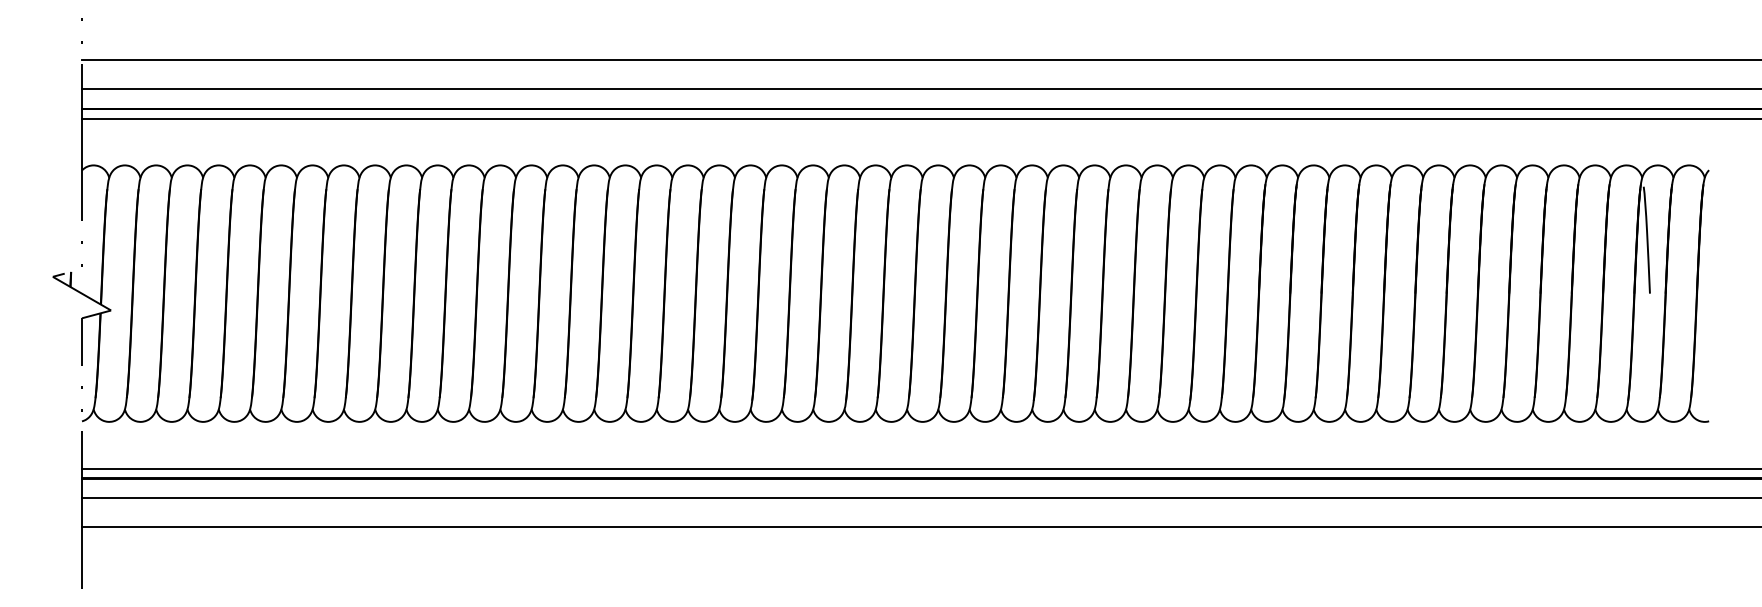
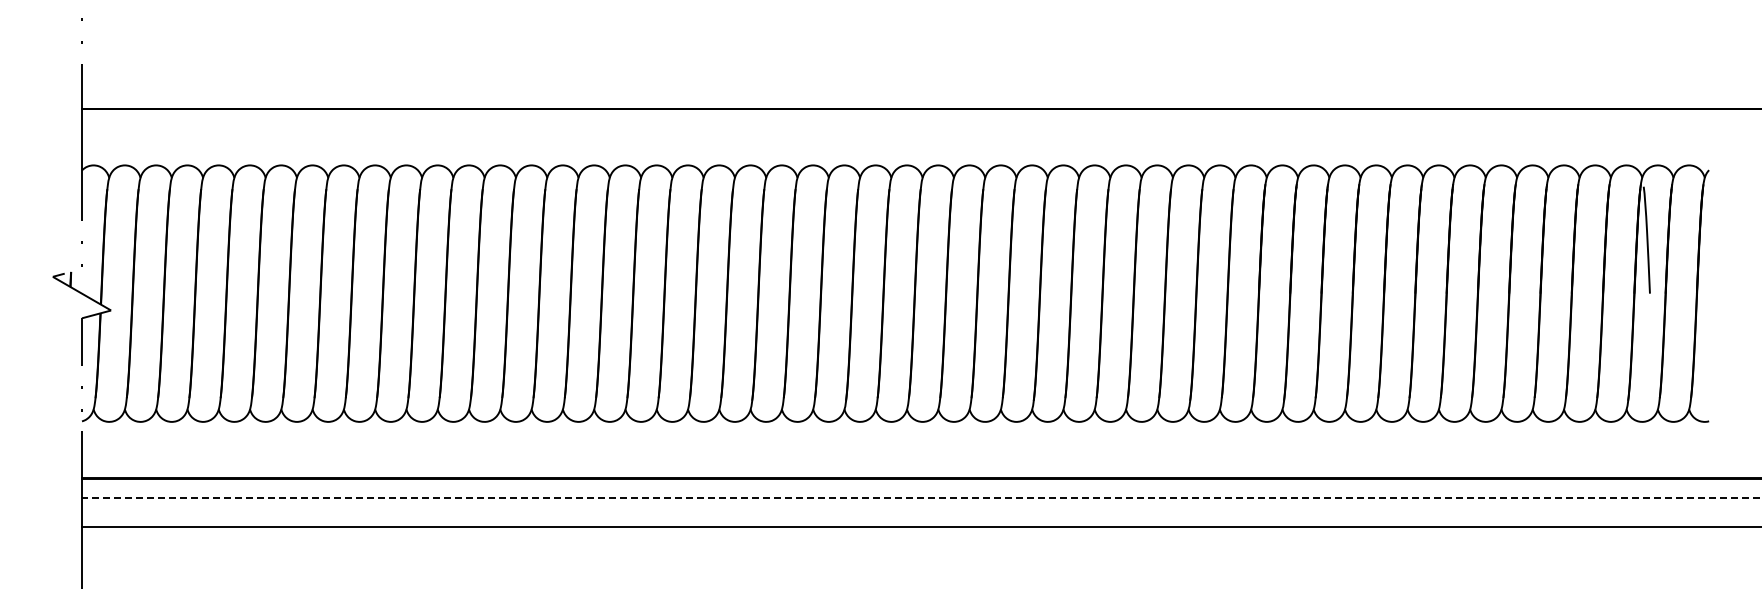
line: present -> none (920, 60)
line: present -> none (920, 89)
line: present -> none (920, 118)
line: present -> none (920, 468)
line: solid -> dashed (921, 498)
